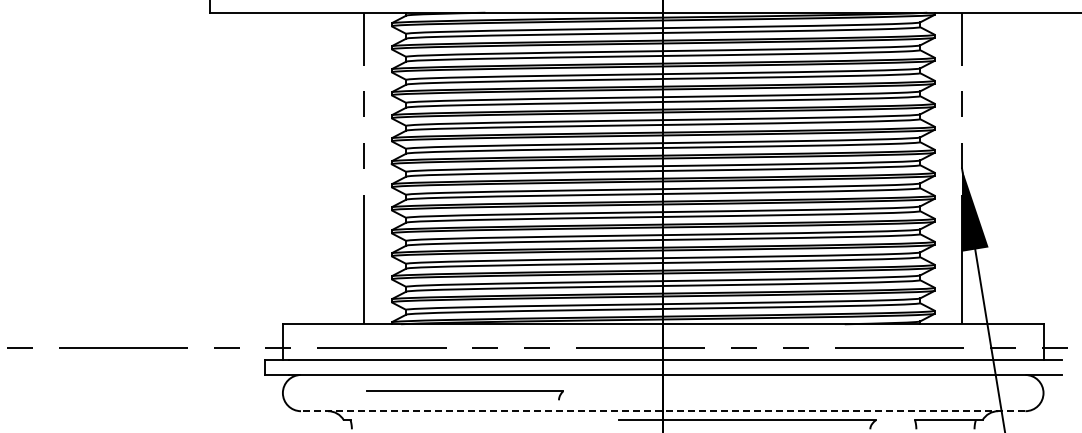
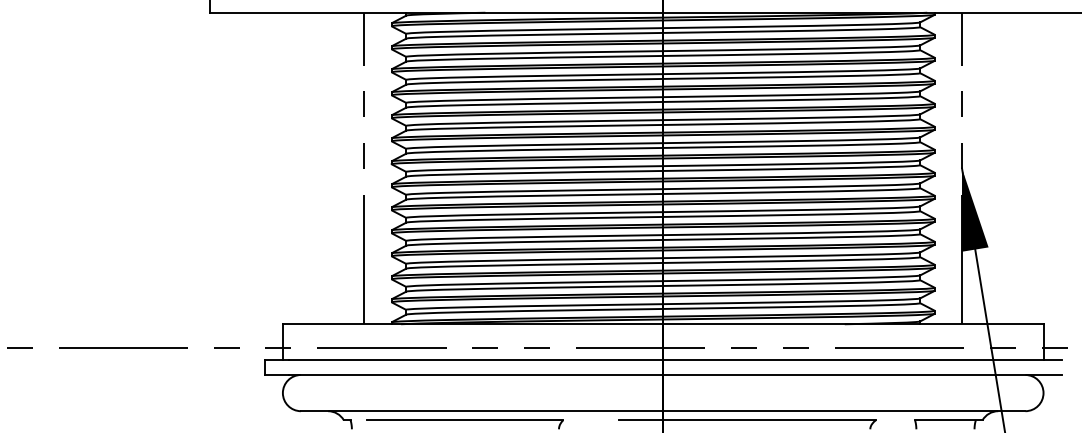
part position: (464, 395) -> (464, 424) (464, 424)
line: dashed -> solid (662, 411)
